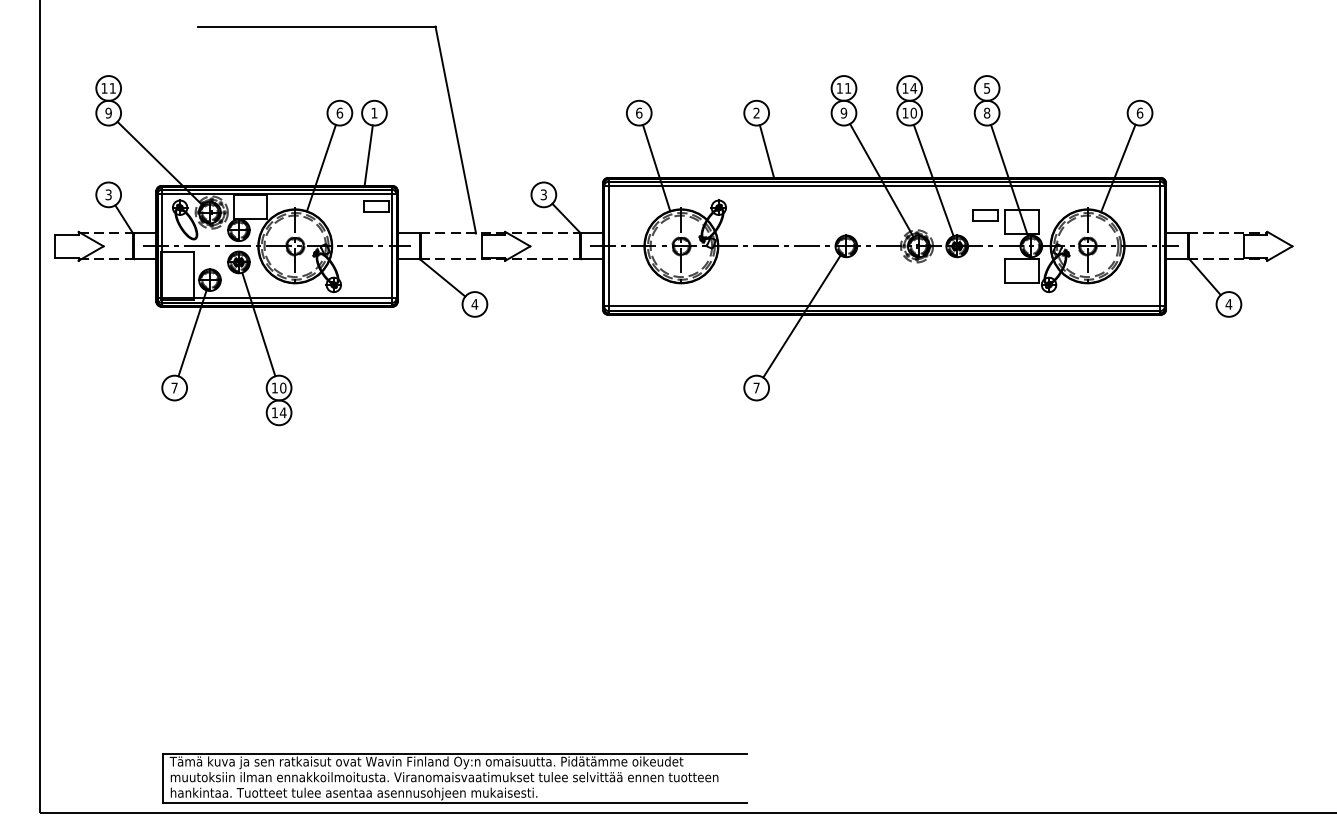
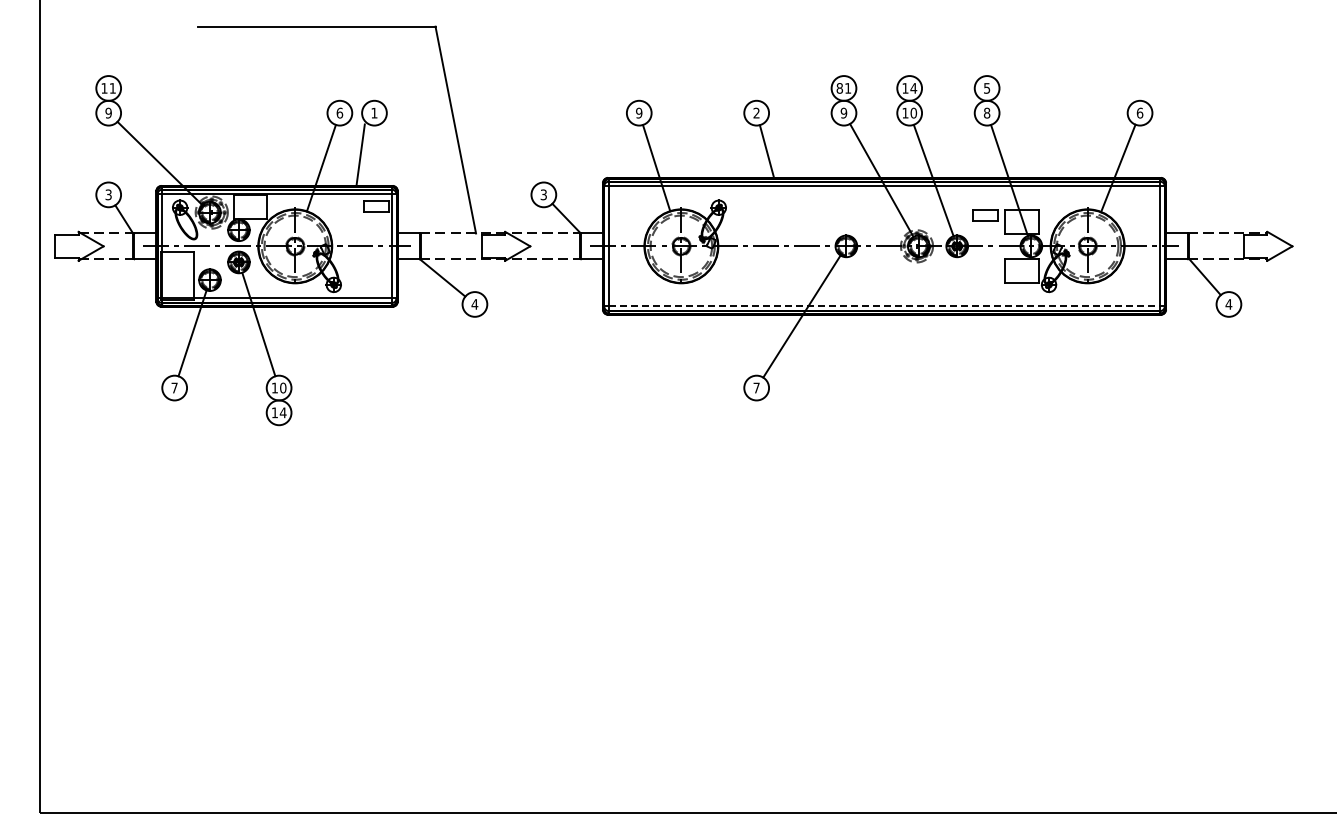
text: 11 -> 81 (839, 88)
text: 6 -> 9 (639, 112)
line position: (368, 155) -> (360, 154) (360, 154)
line: solid -> dashed (884, 306)
part: present -> none (454, 778)
